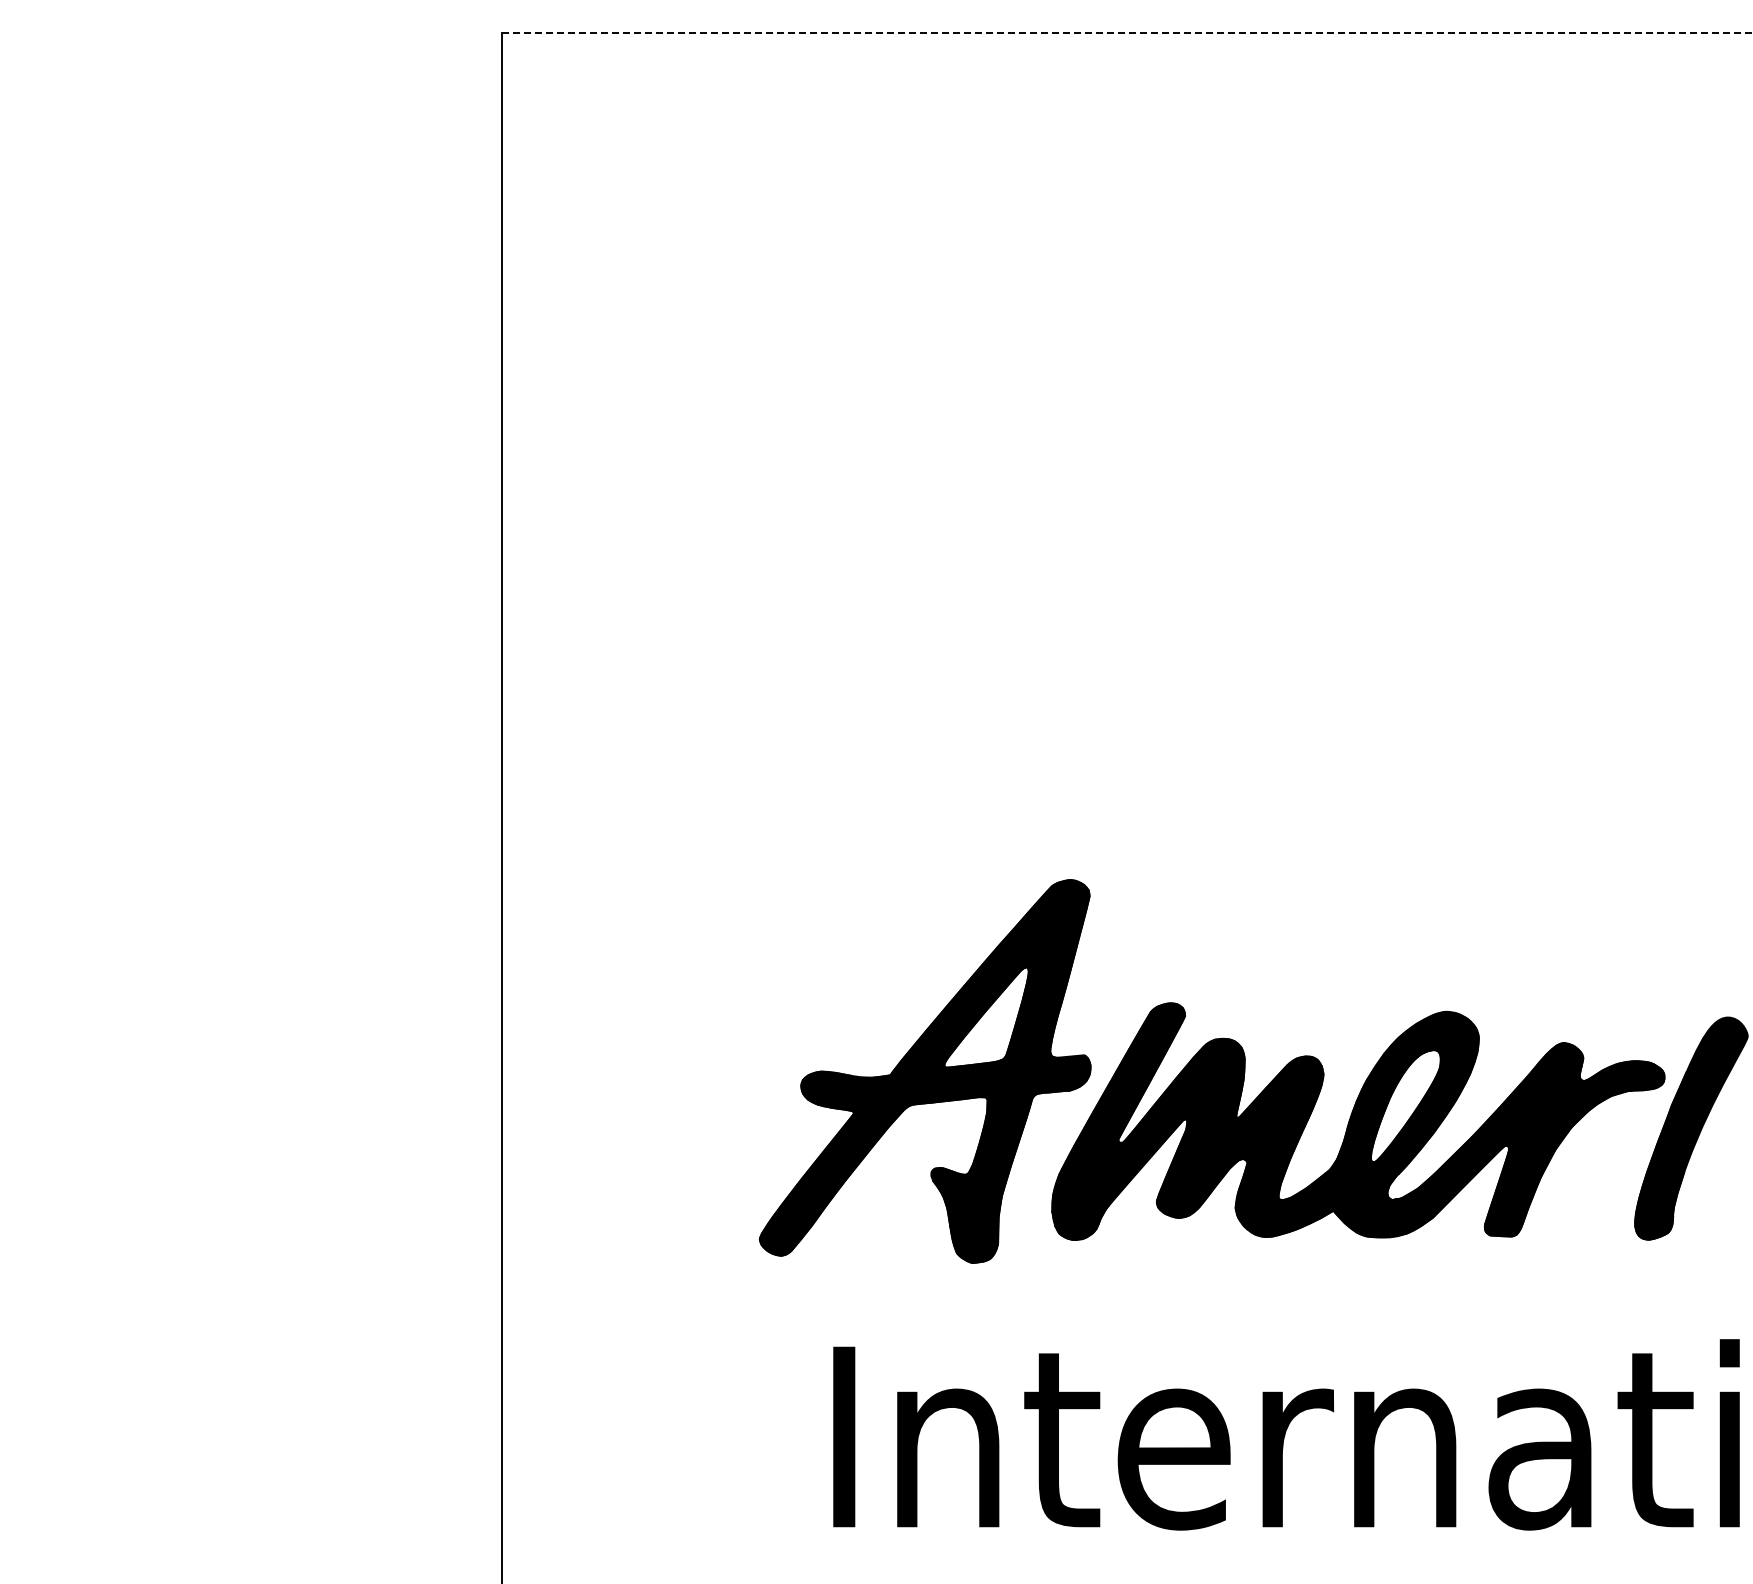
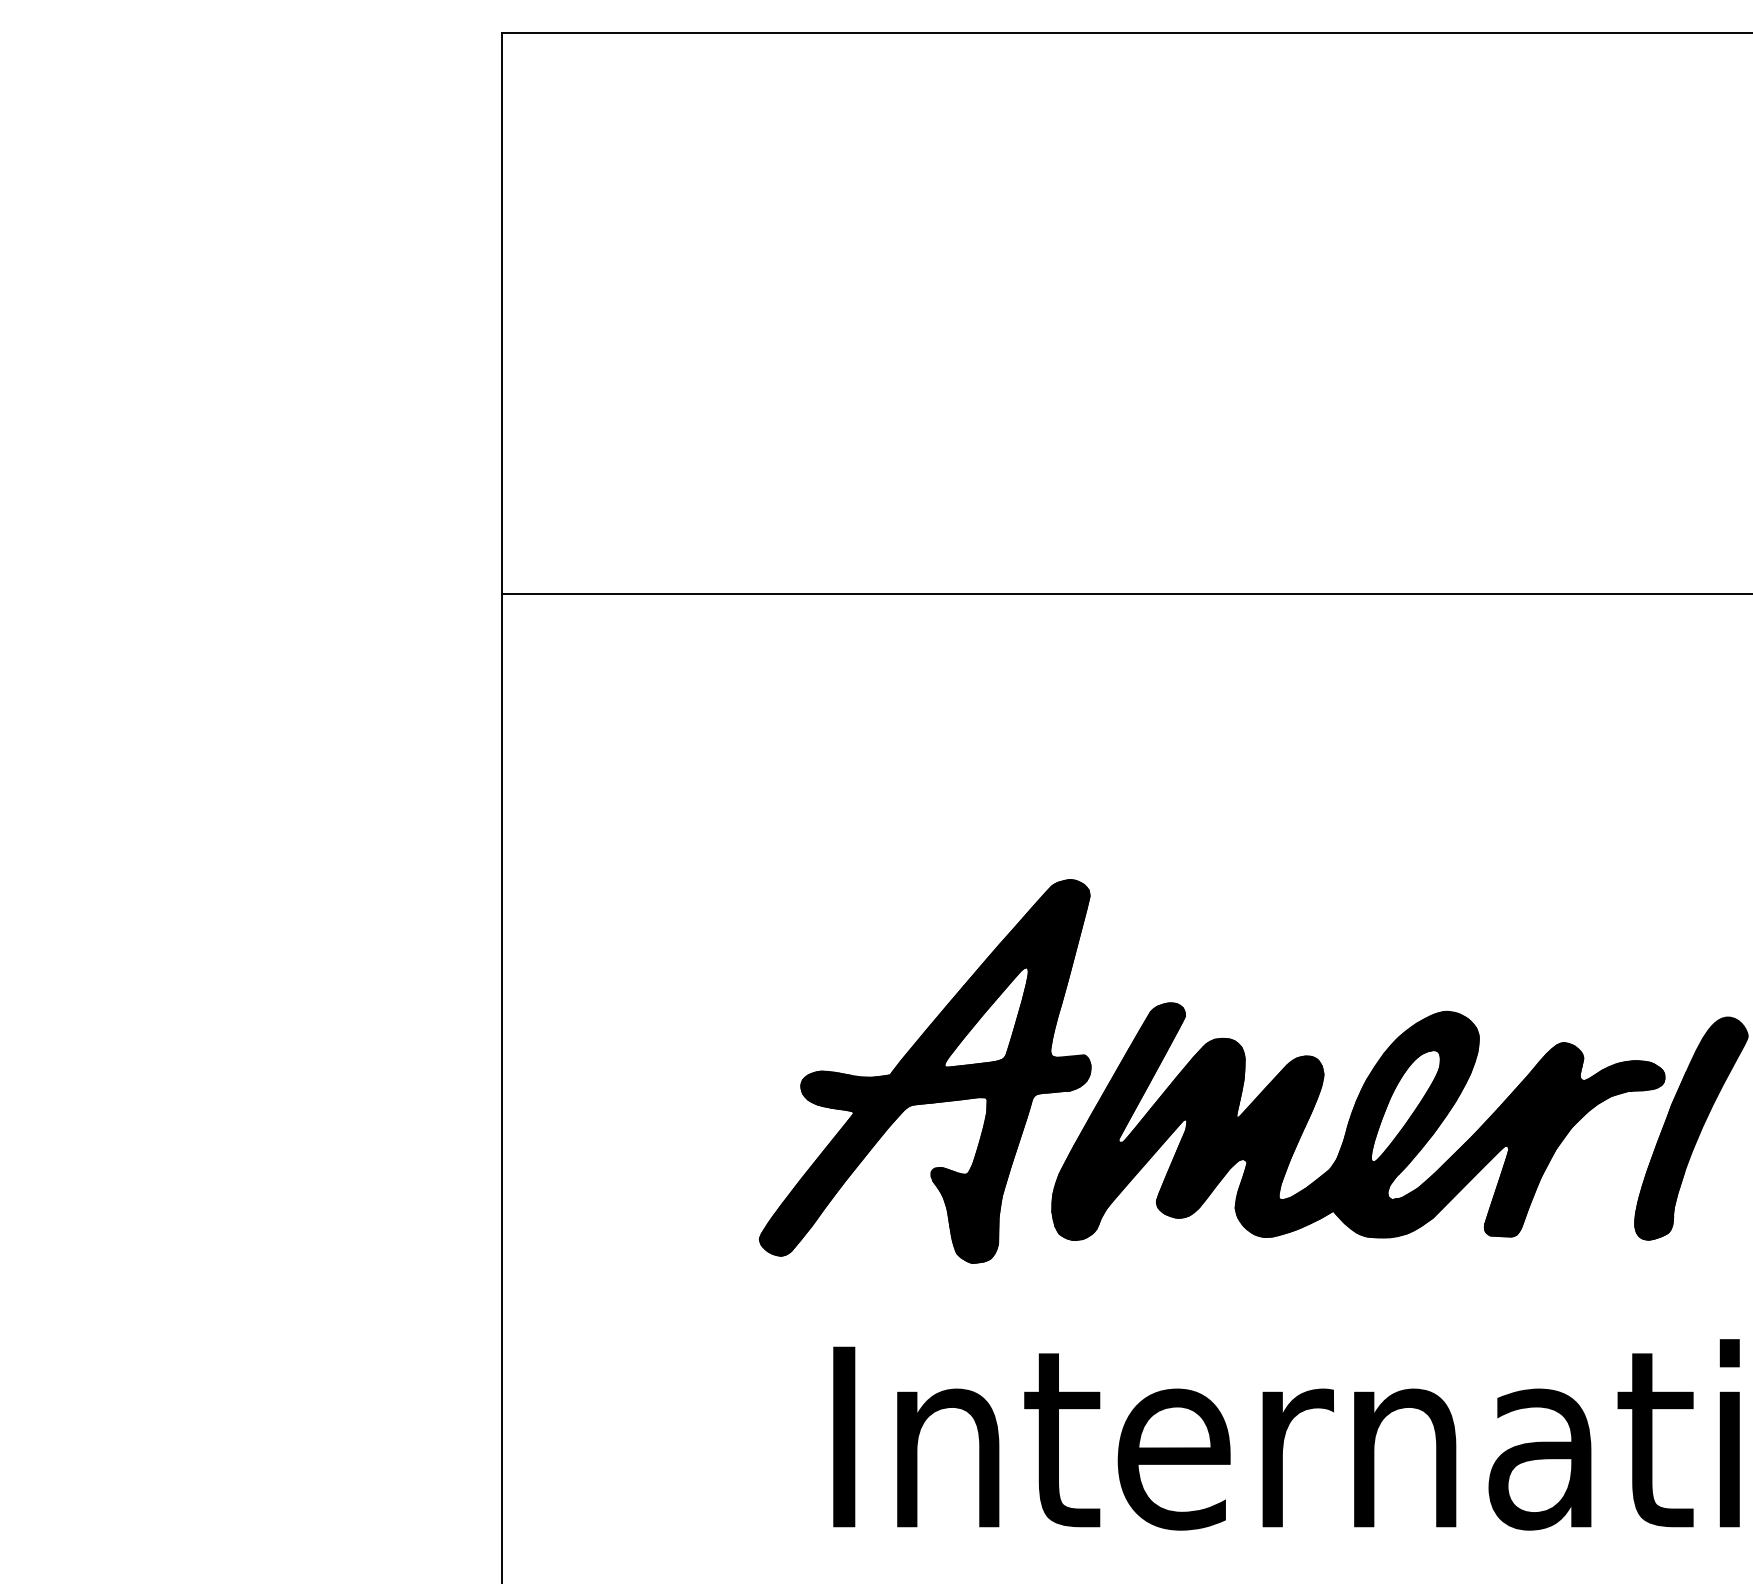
line: dashed -> solid (1127, 33)
line: none -> present (1125, 593)
